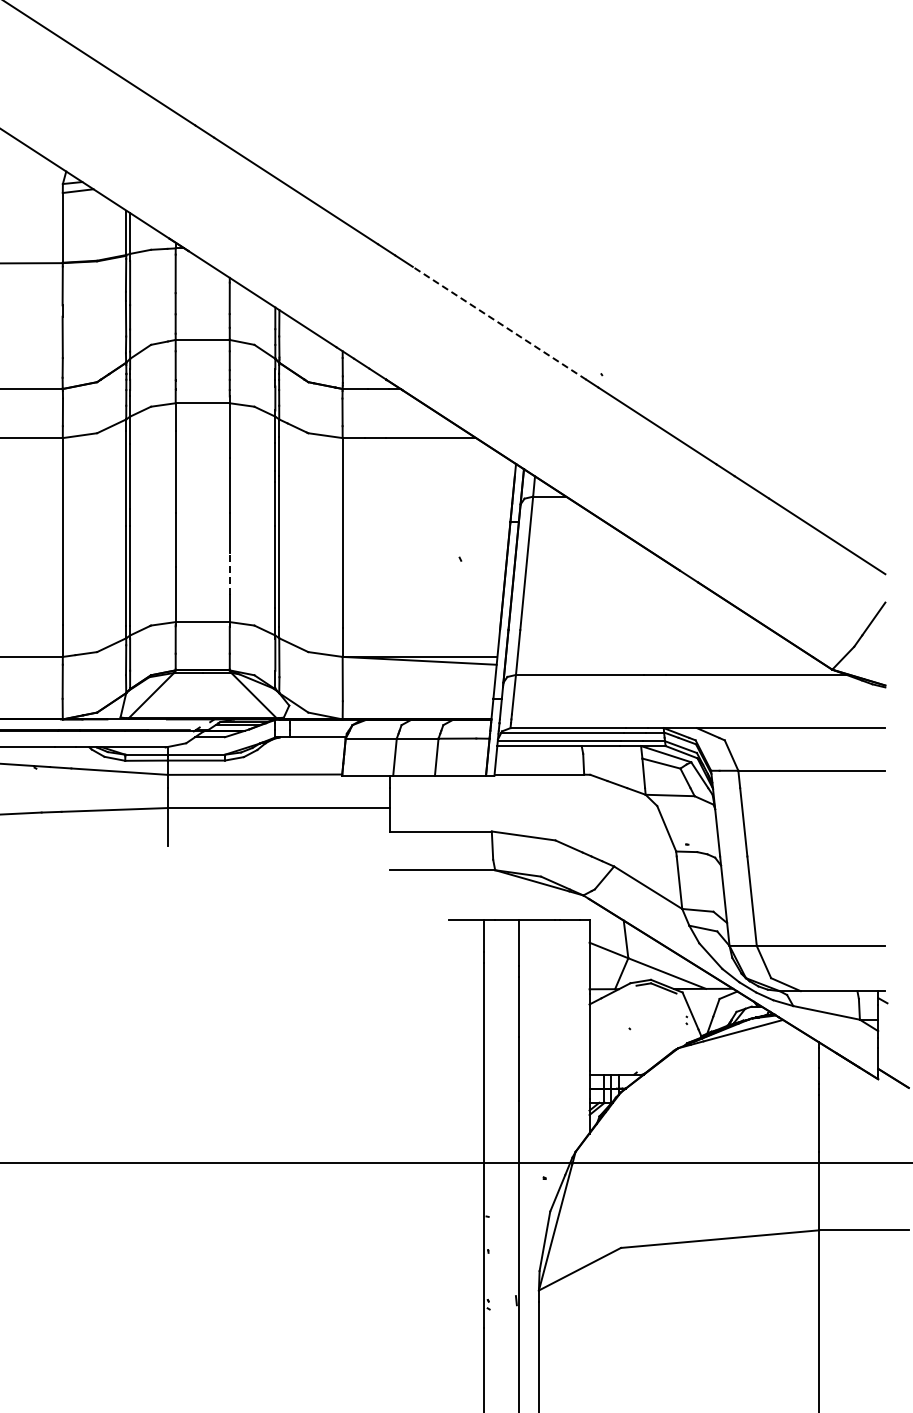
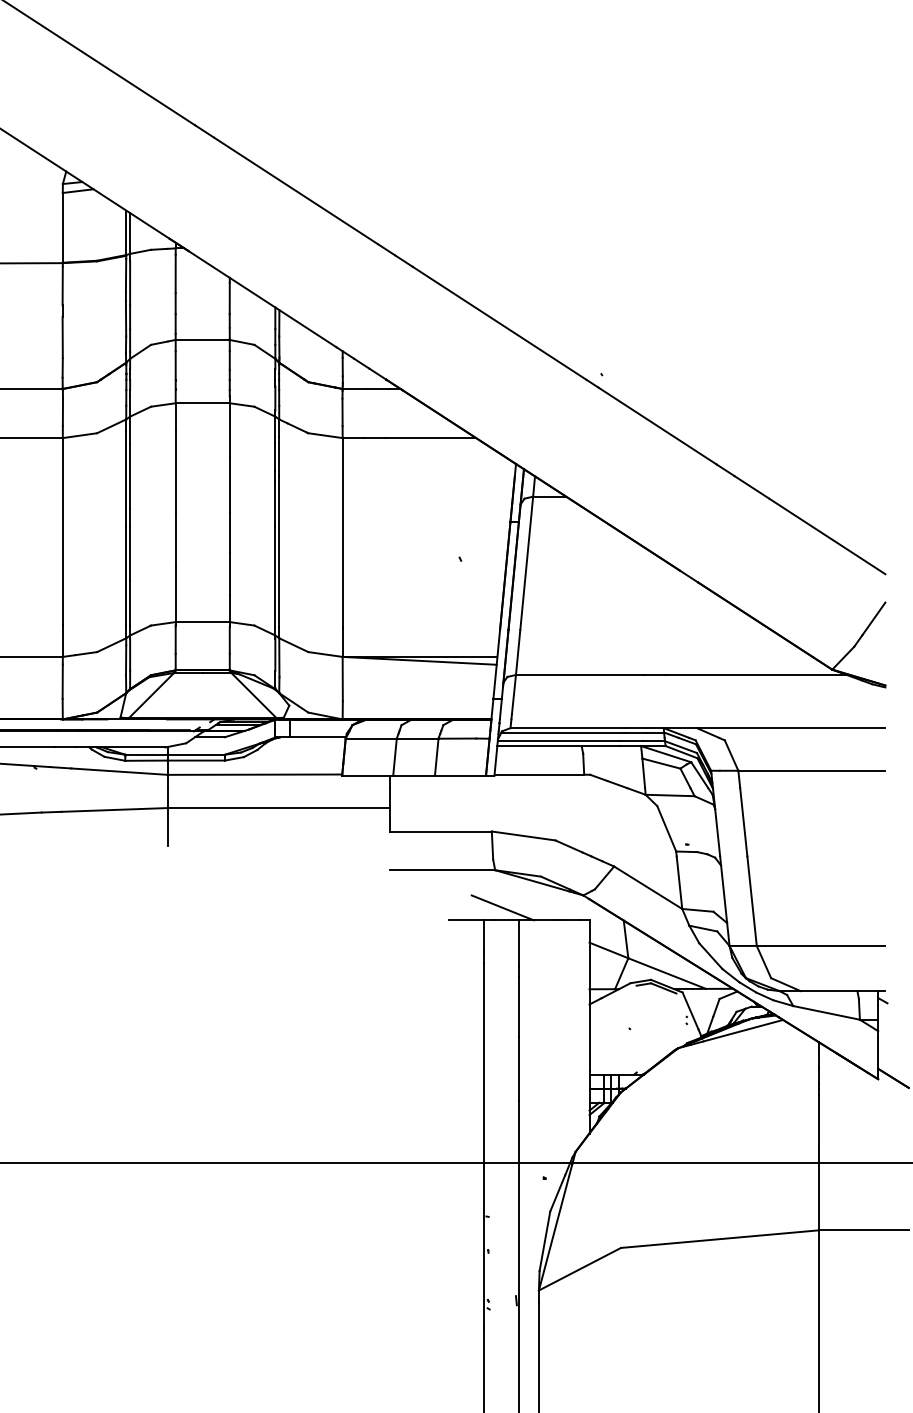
line: dashed -> solid (499, 323)
line: dashed -> solid (229, 573)
line: none -> present (502, 907)
